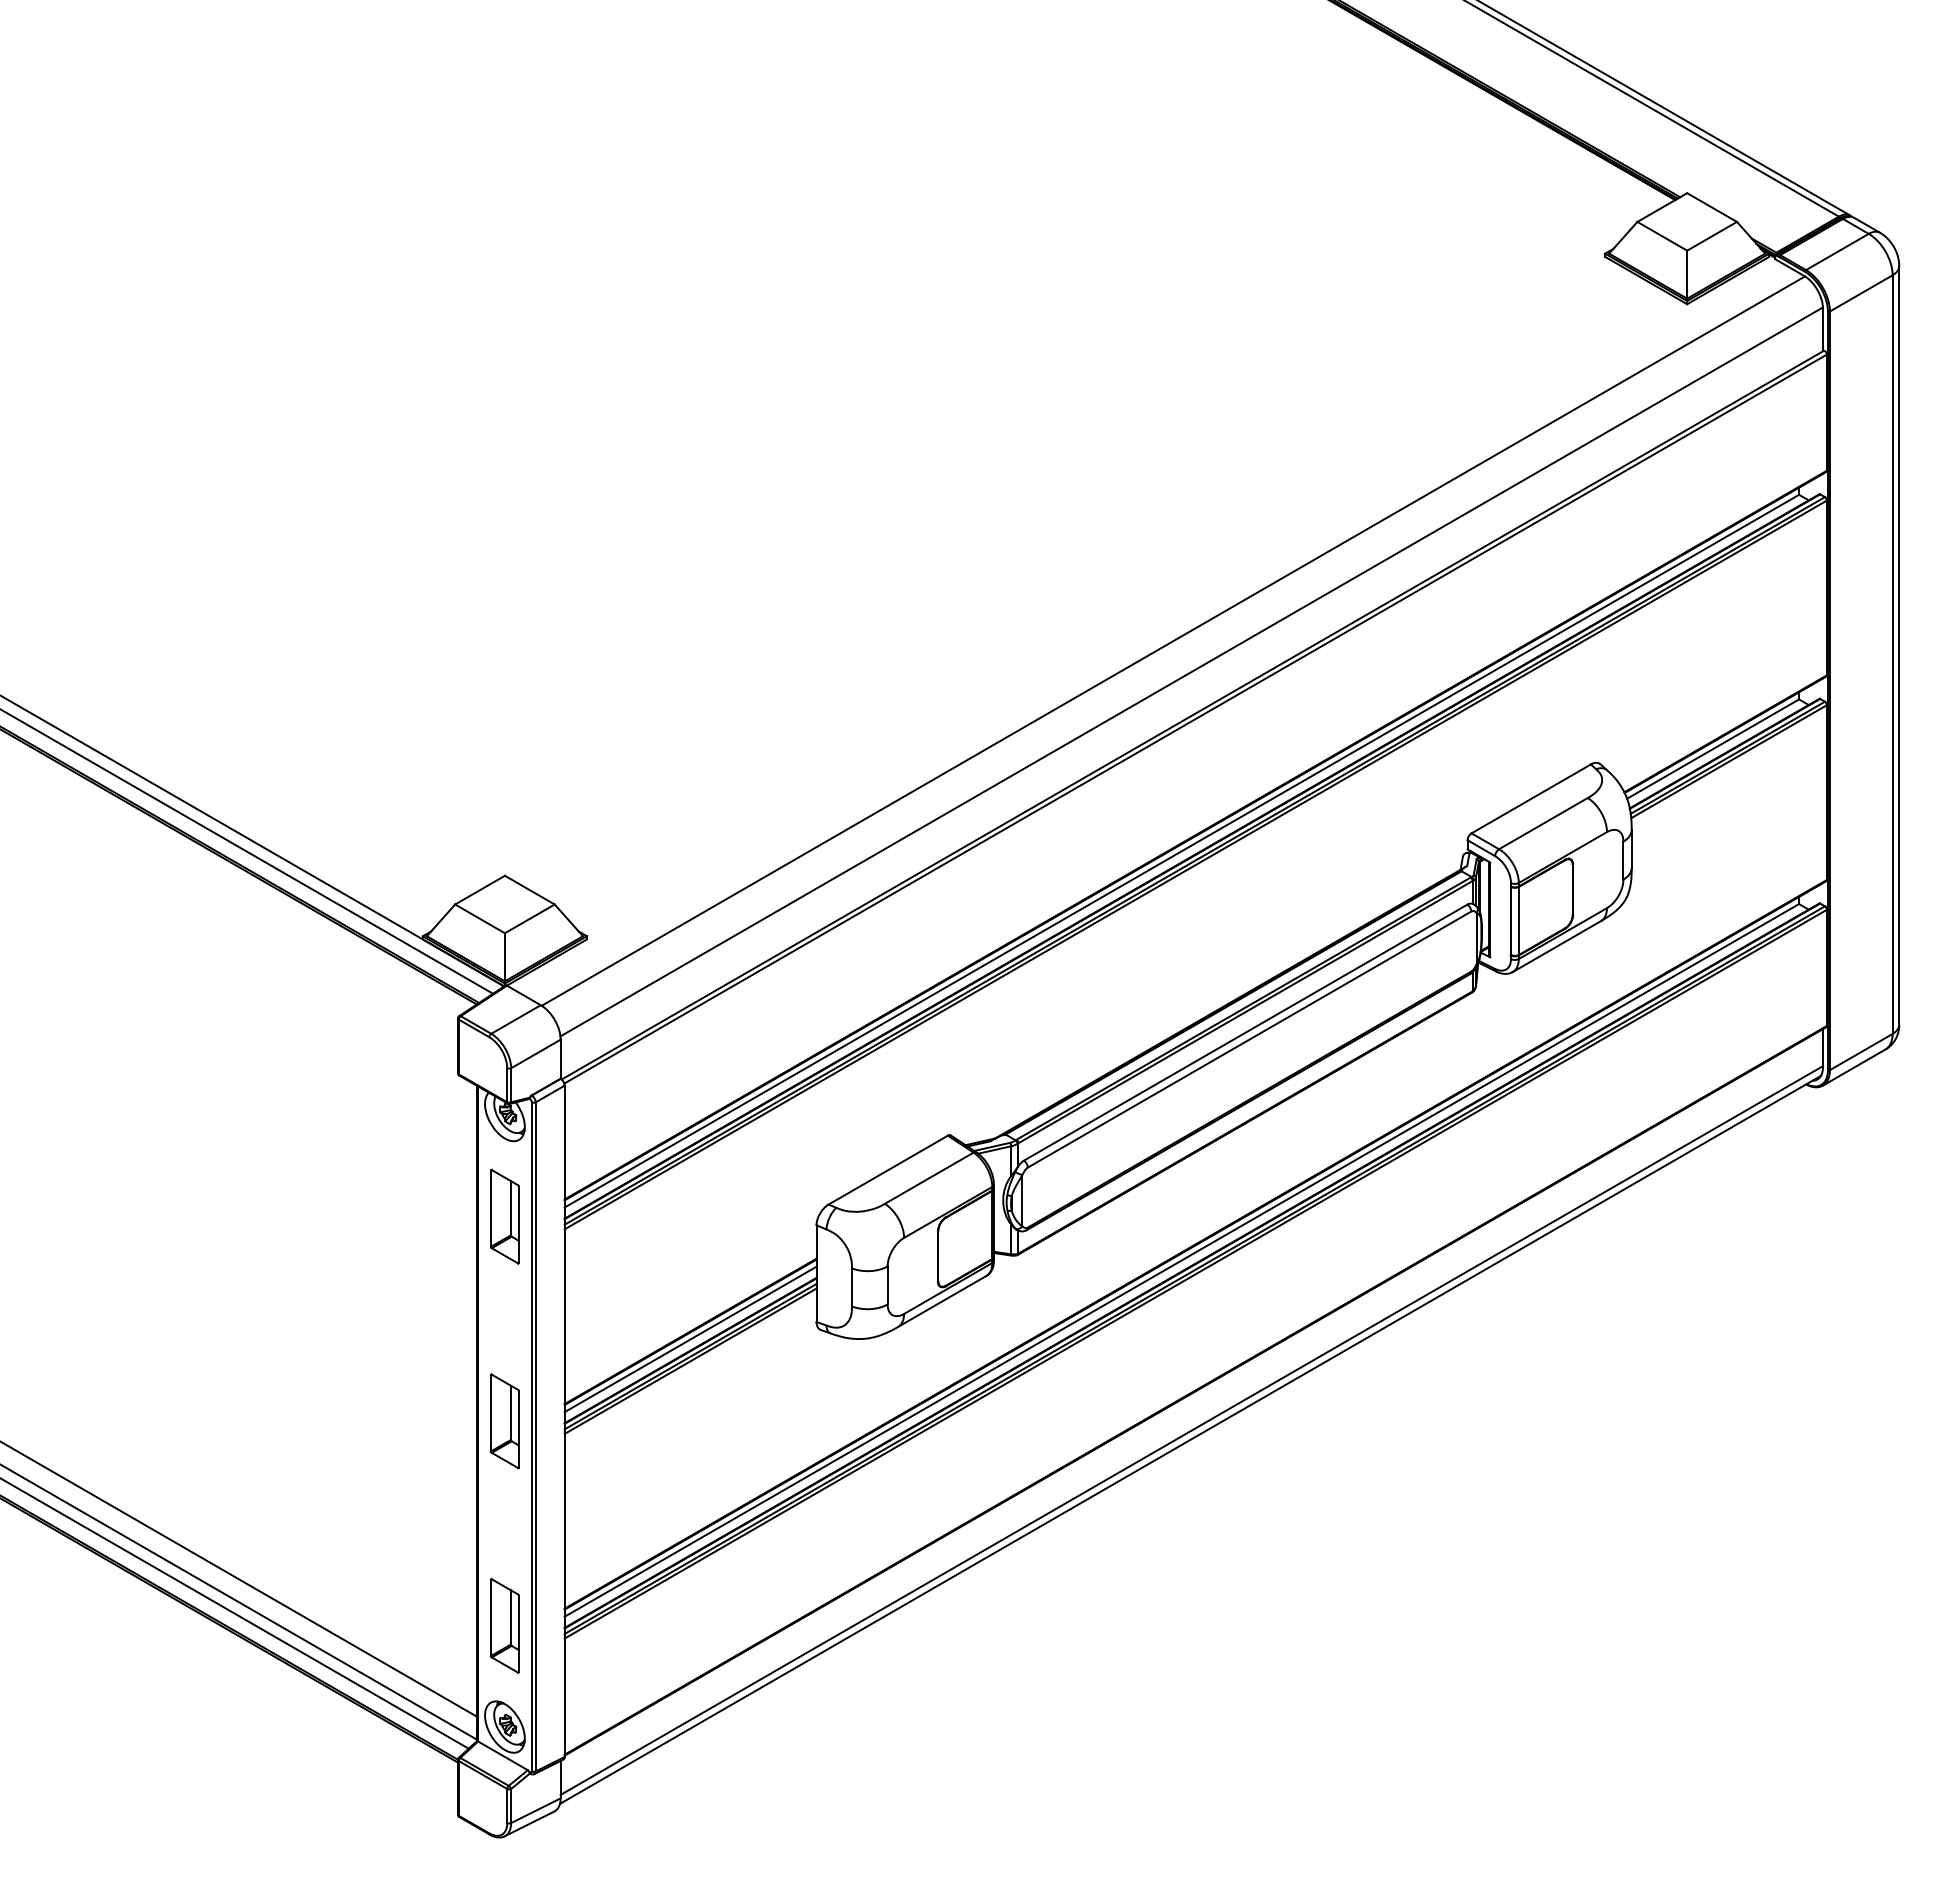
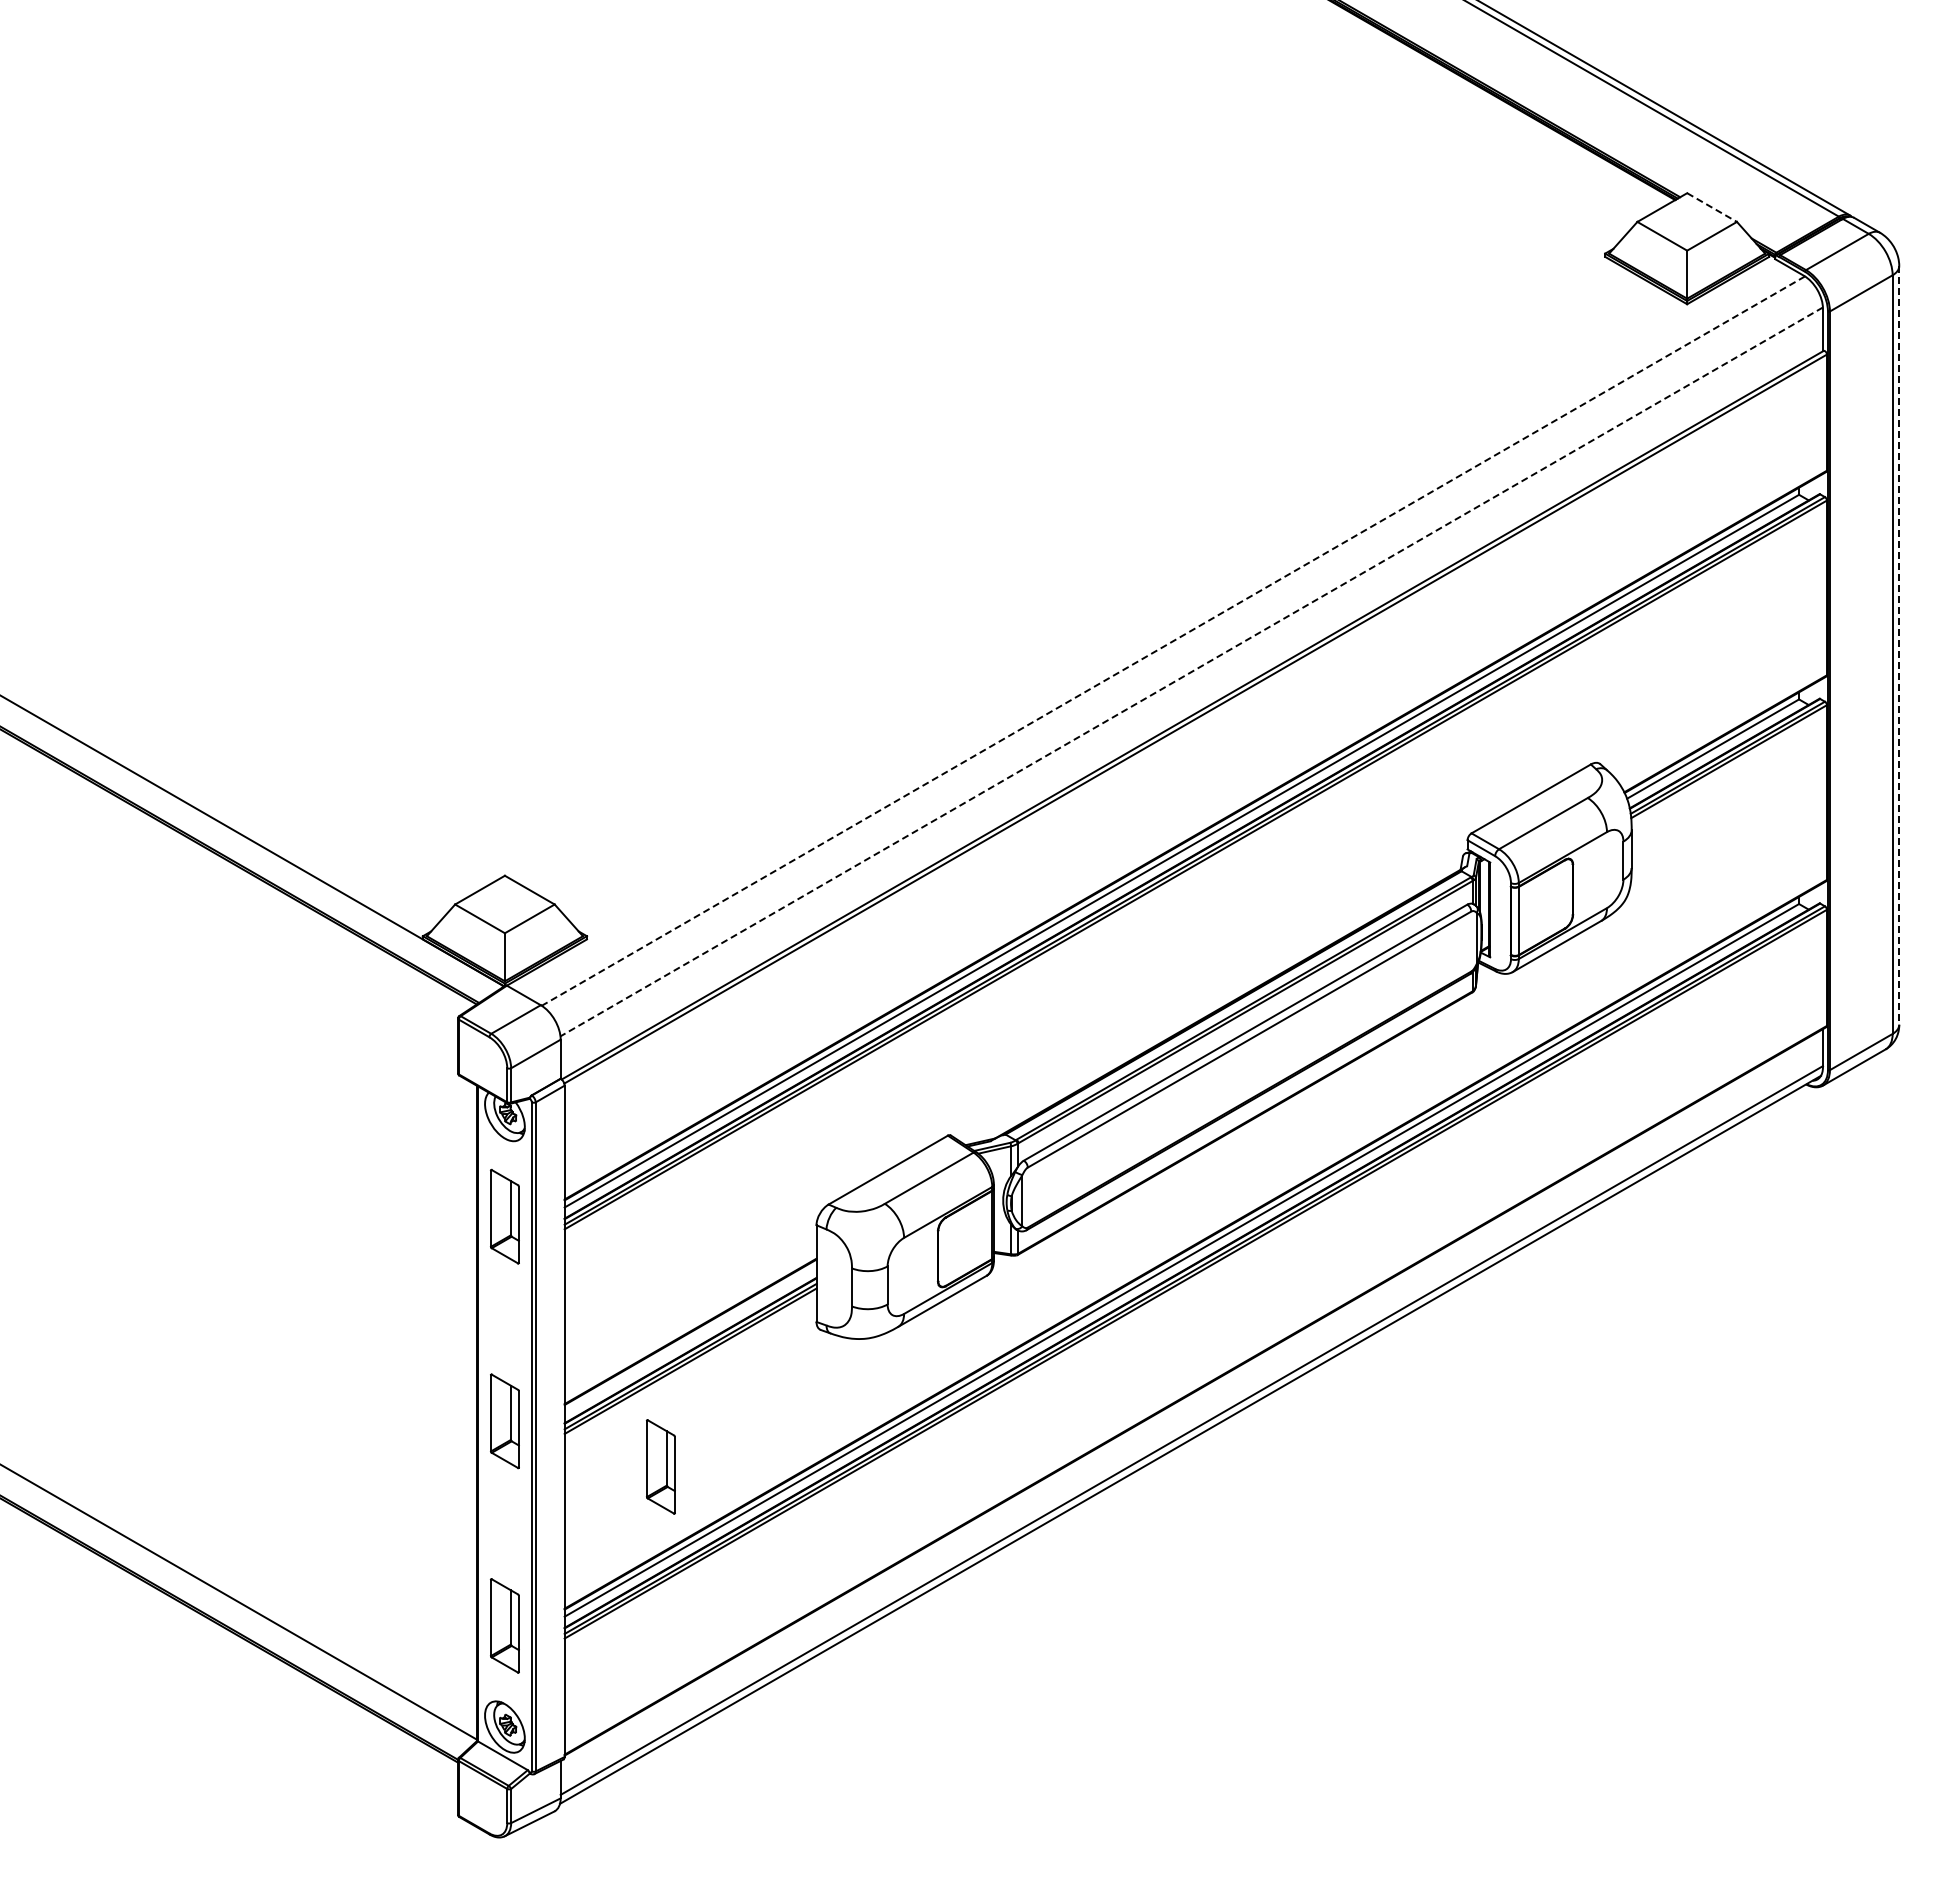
line: solid -> dashed (1712, 207)
line: solid -> dashed (1172, 641)
line: solid -> dashed (1899, 645)
line: solid -> dashed (1191, 671)
line: present -> none (247, 851)
line: present -> none (690, 1339)
part: none -> present (660, 1466)
line: present -> none (239, 1579)
line: present -> none (235, 1613)
